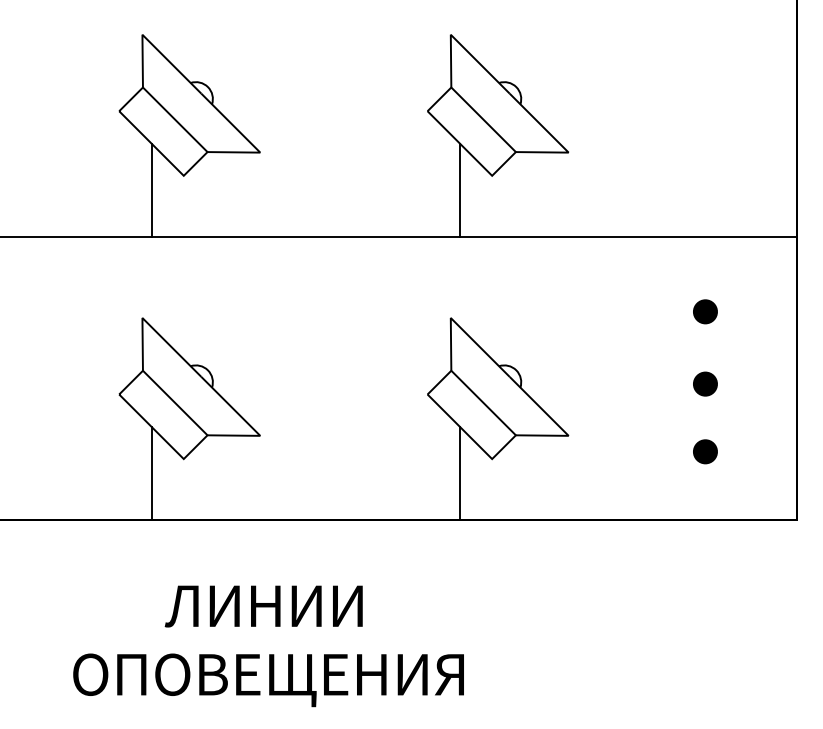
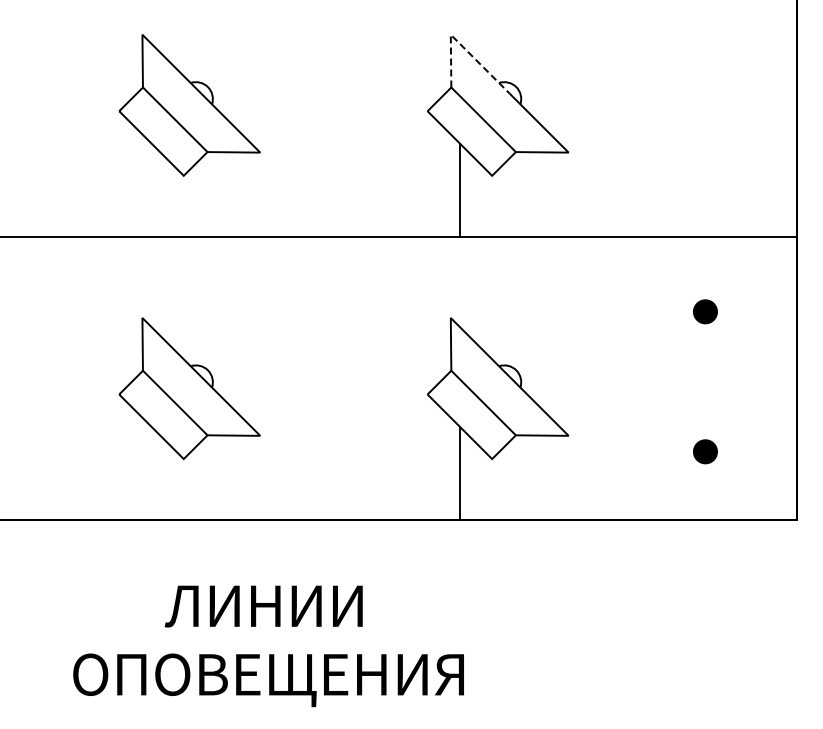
line: solid -> dashed (461, 45)
line: present -> none (151, 189)
part: present -> none (705, 383)
line: present -> none (151, 472)
